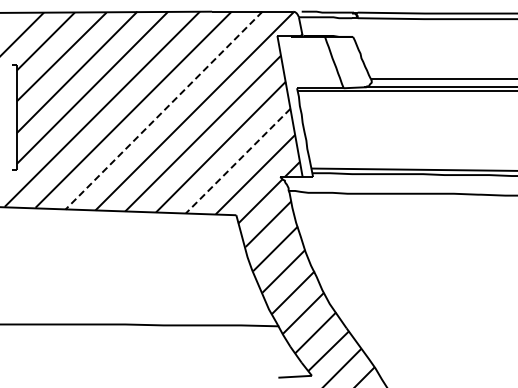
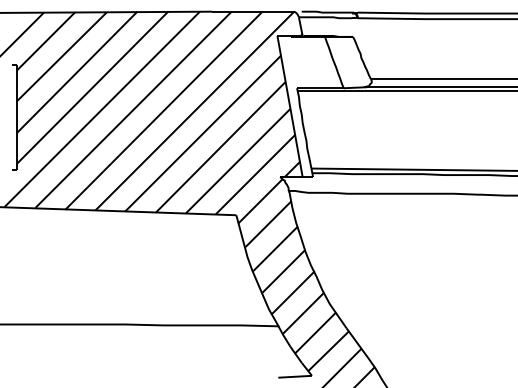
line: dashed -> solid (163, 110)
line: dashed -> solid (238, 161)
